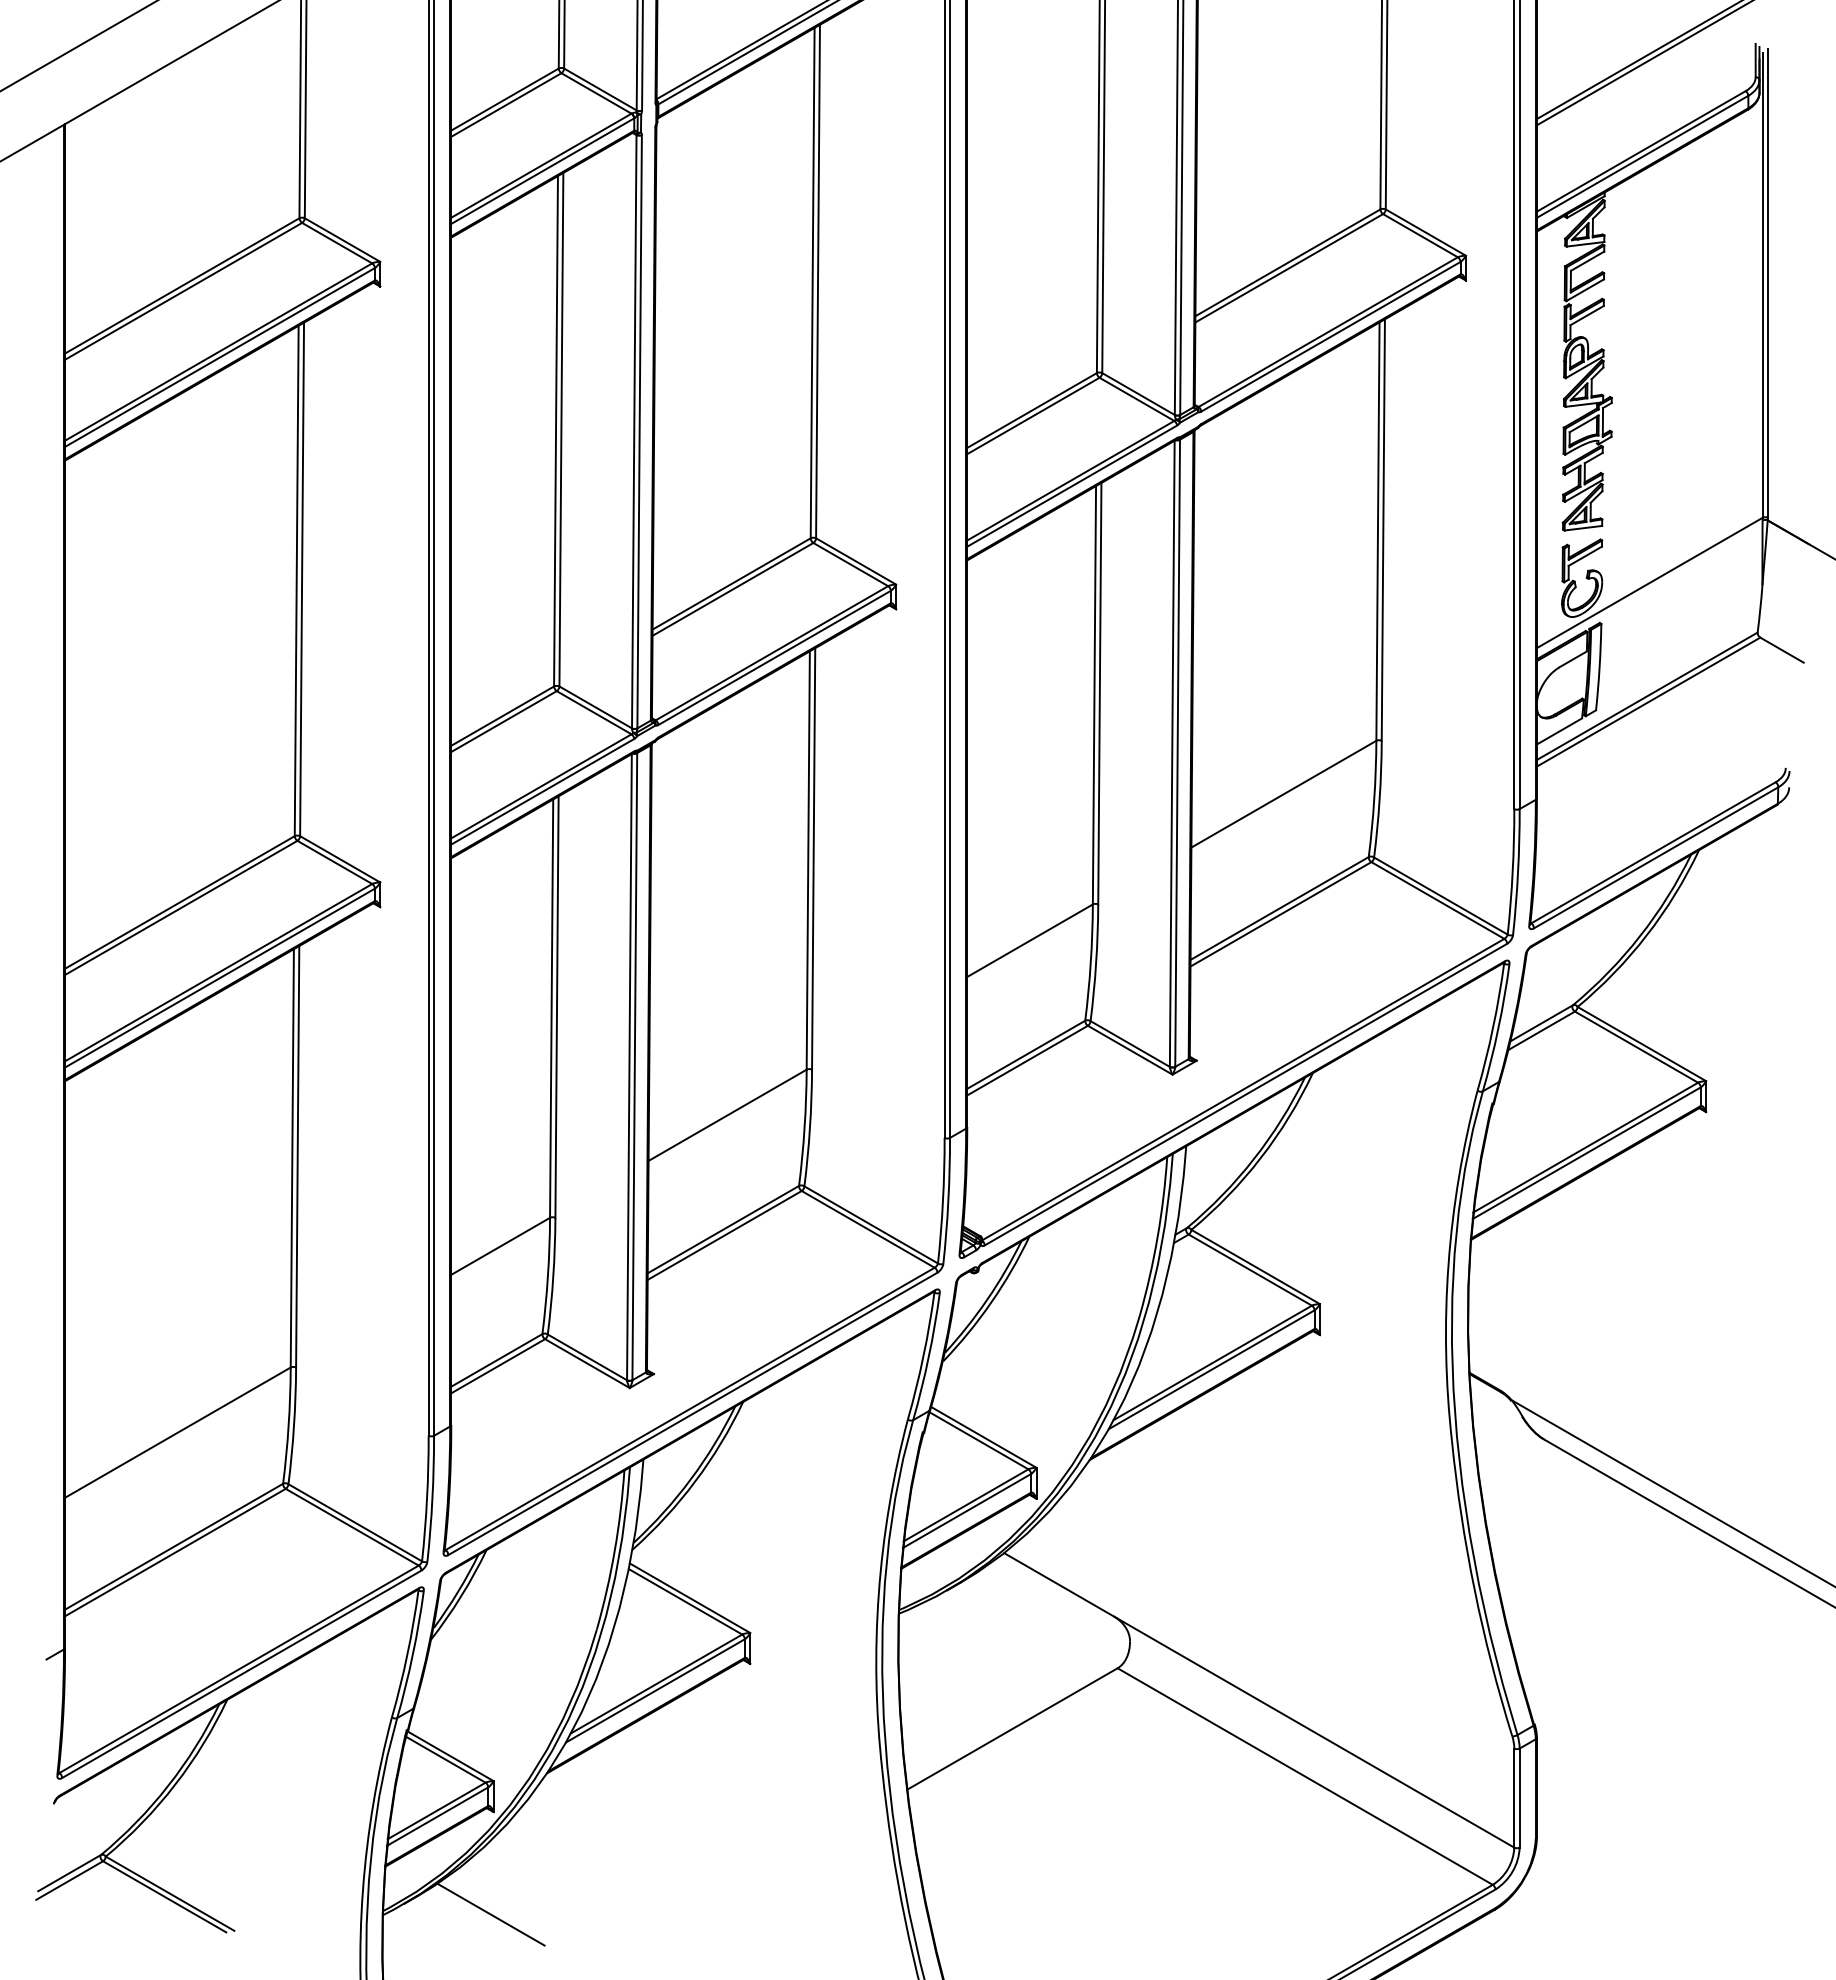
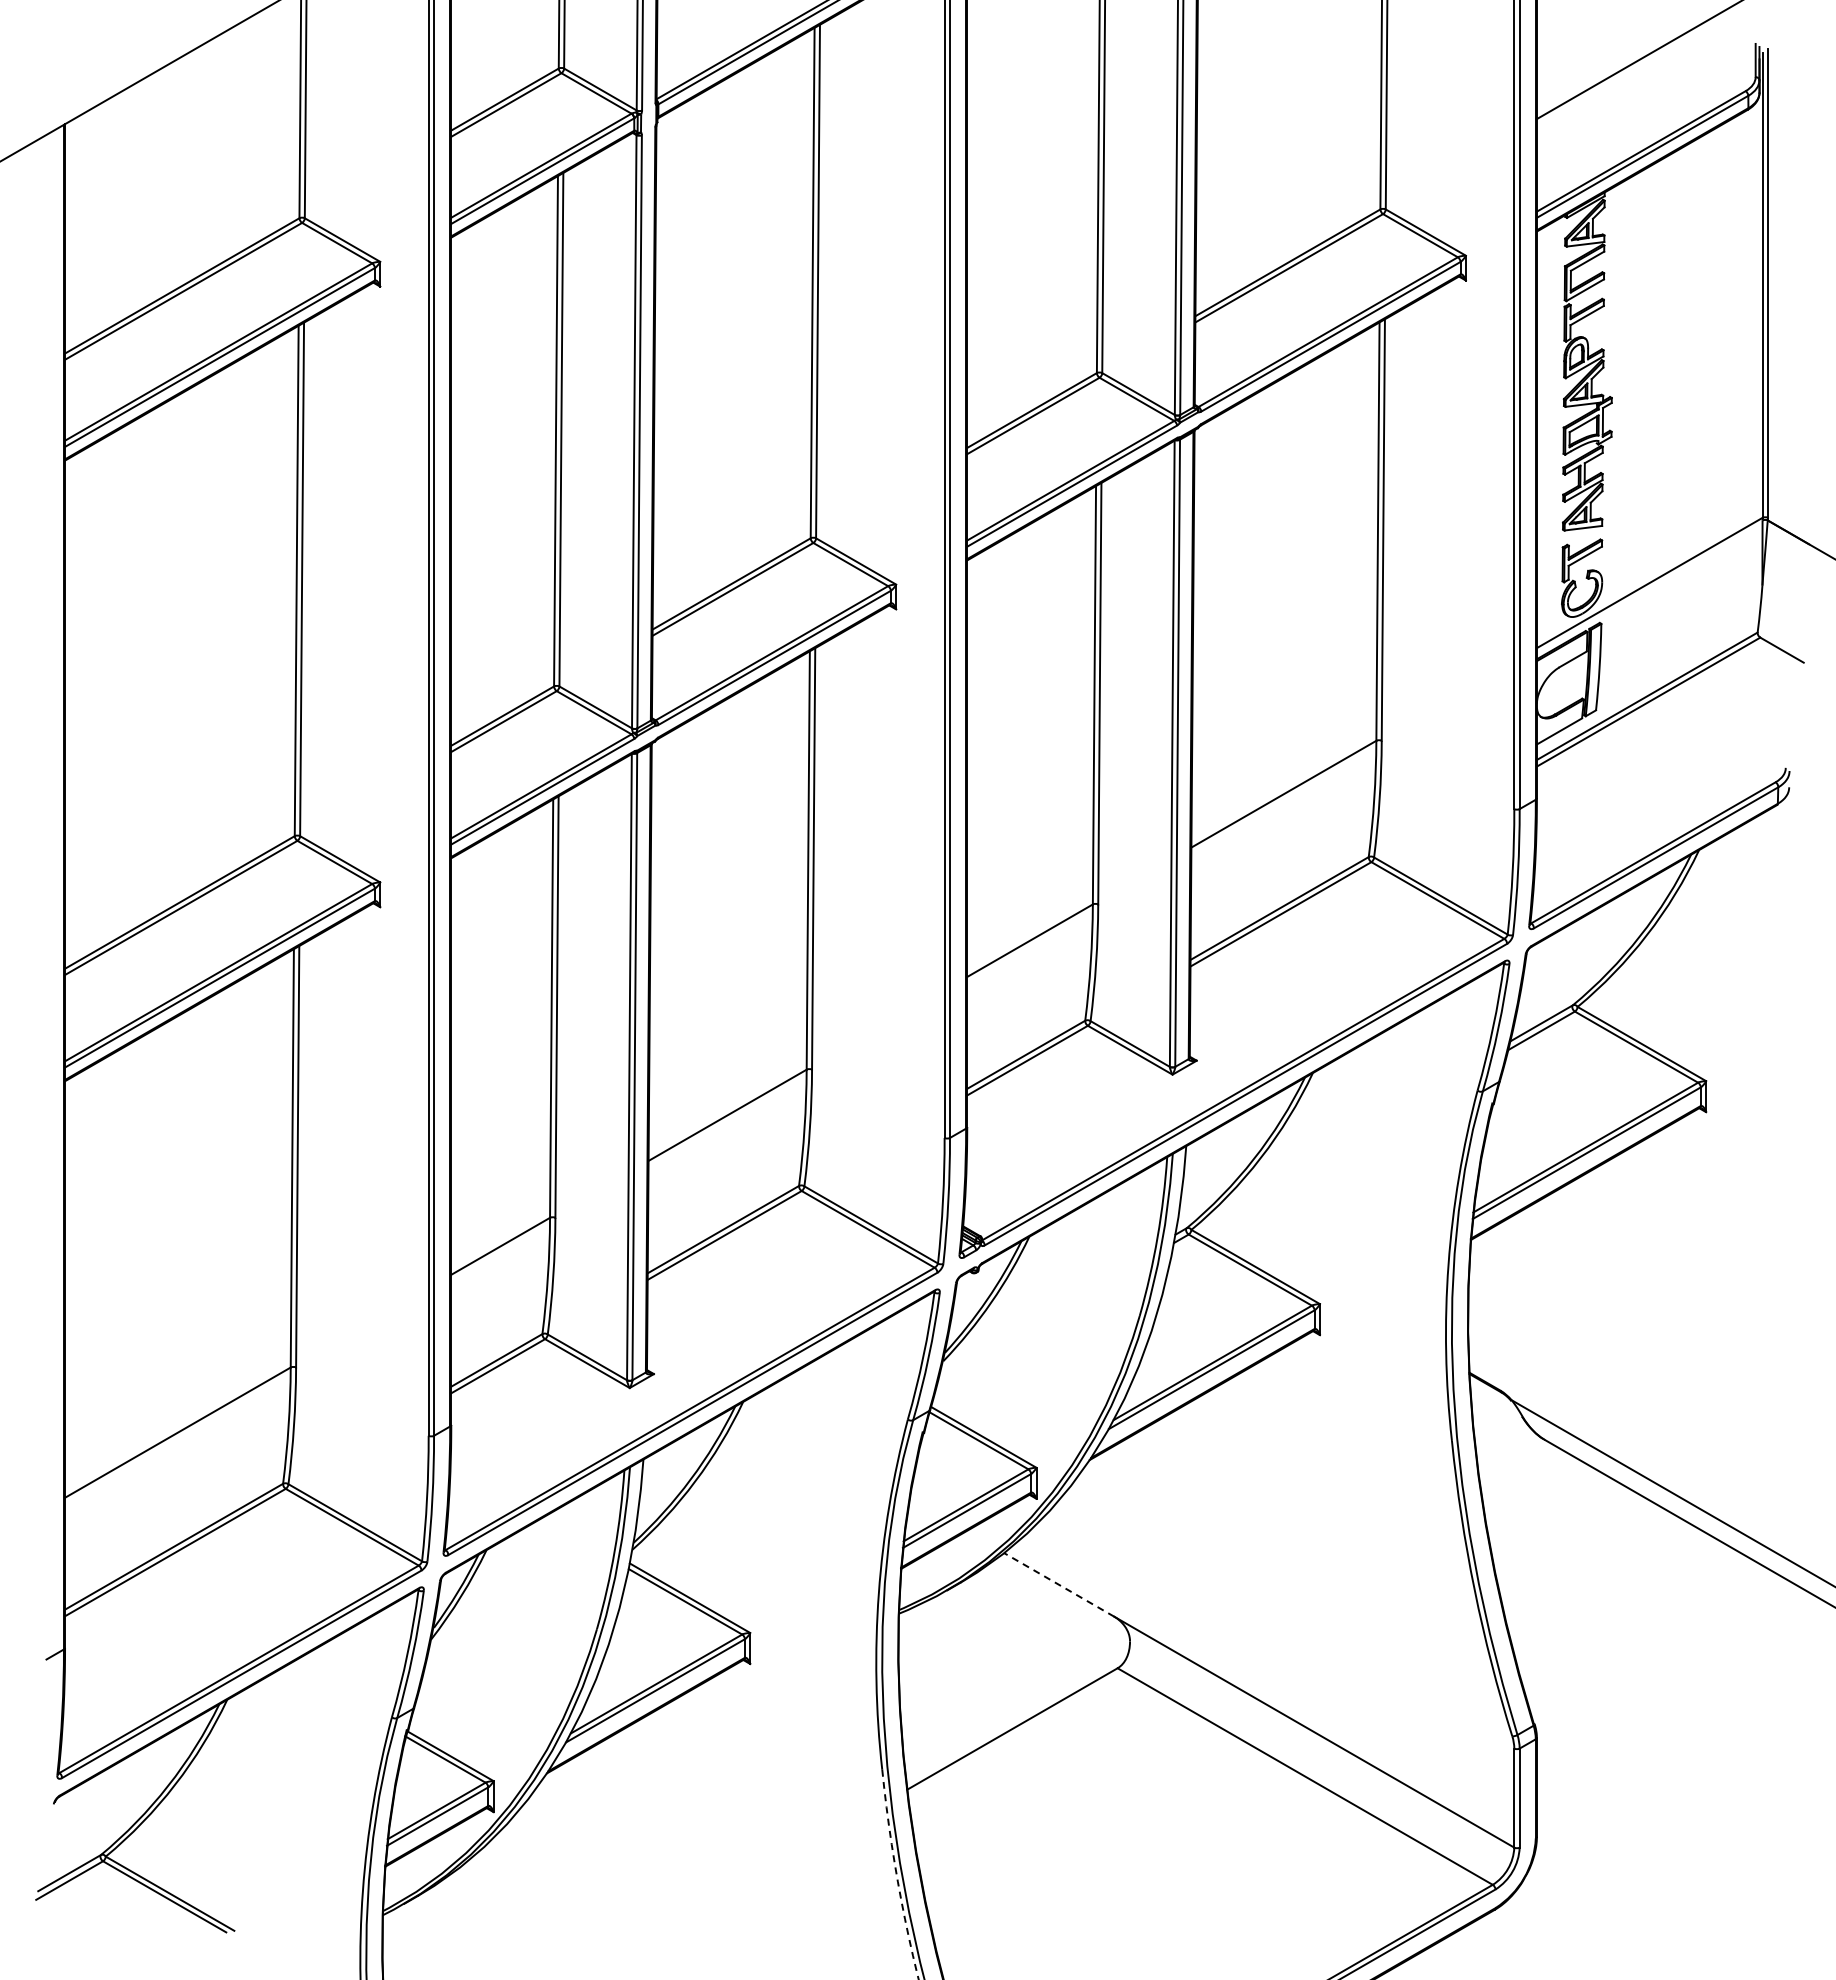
line: present -> none (78, 46)
line: present -> none (1643, 63)
line: solid -> dashed (1059, 1584)
arc: solid -> dashed (896, 1876)
line: present -> none (490, 1914)
